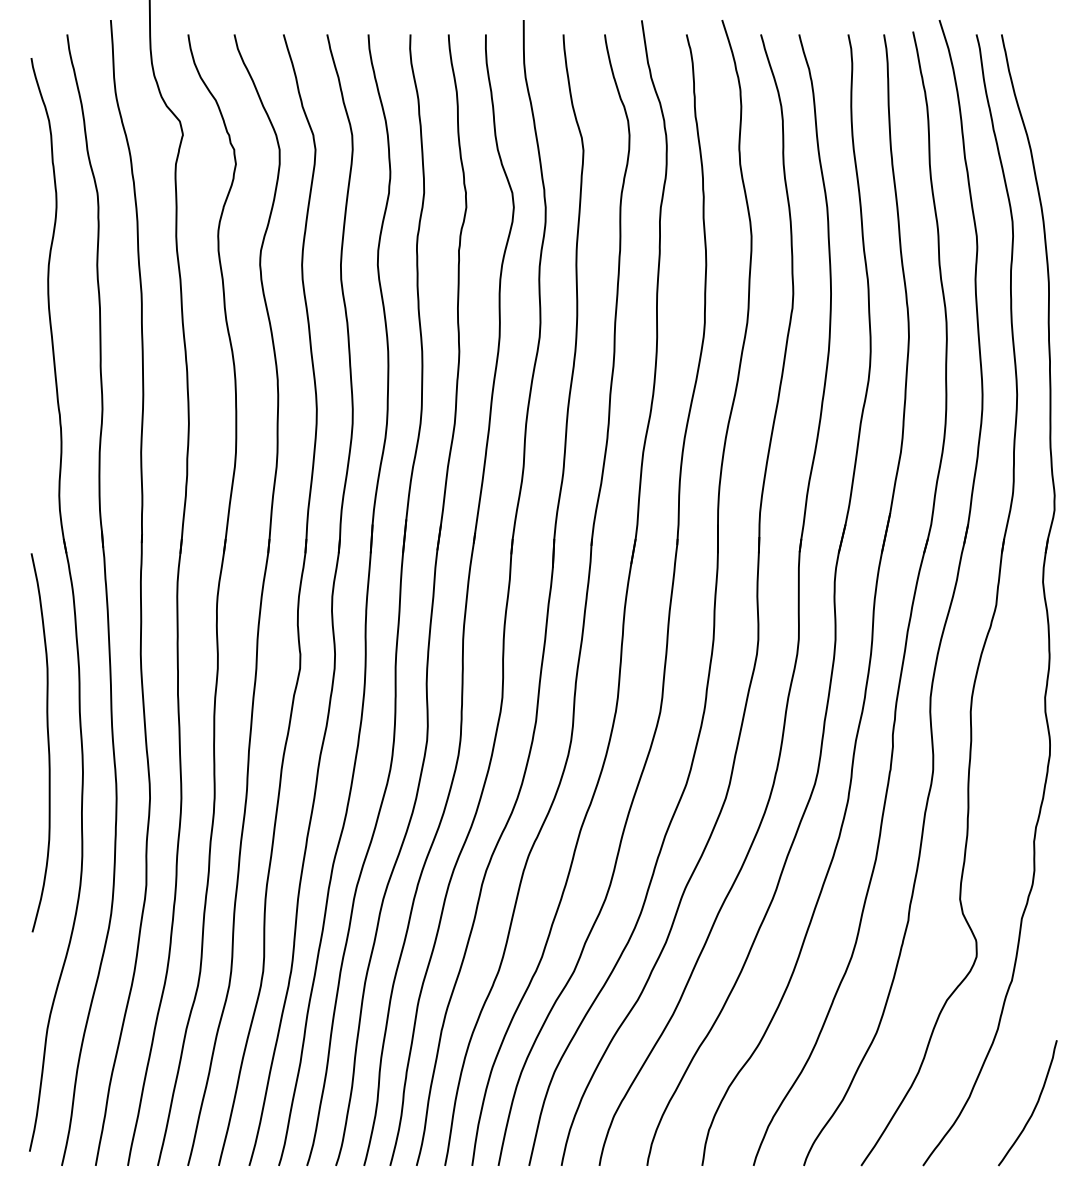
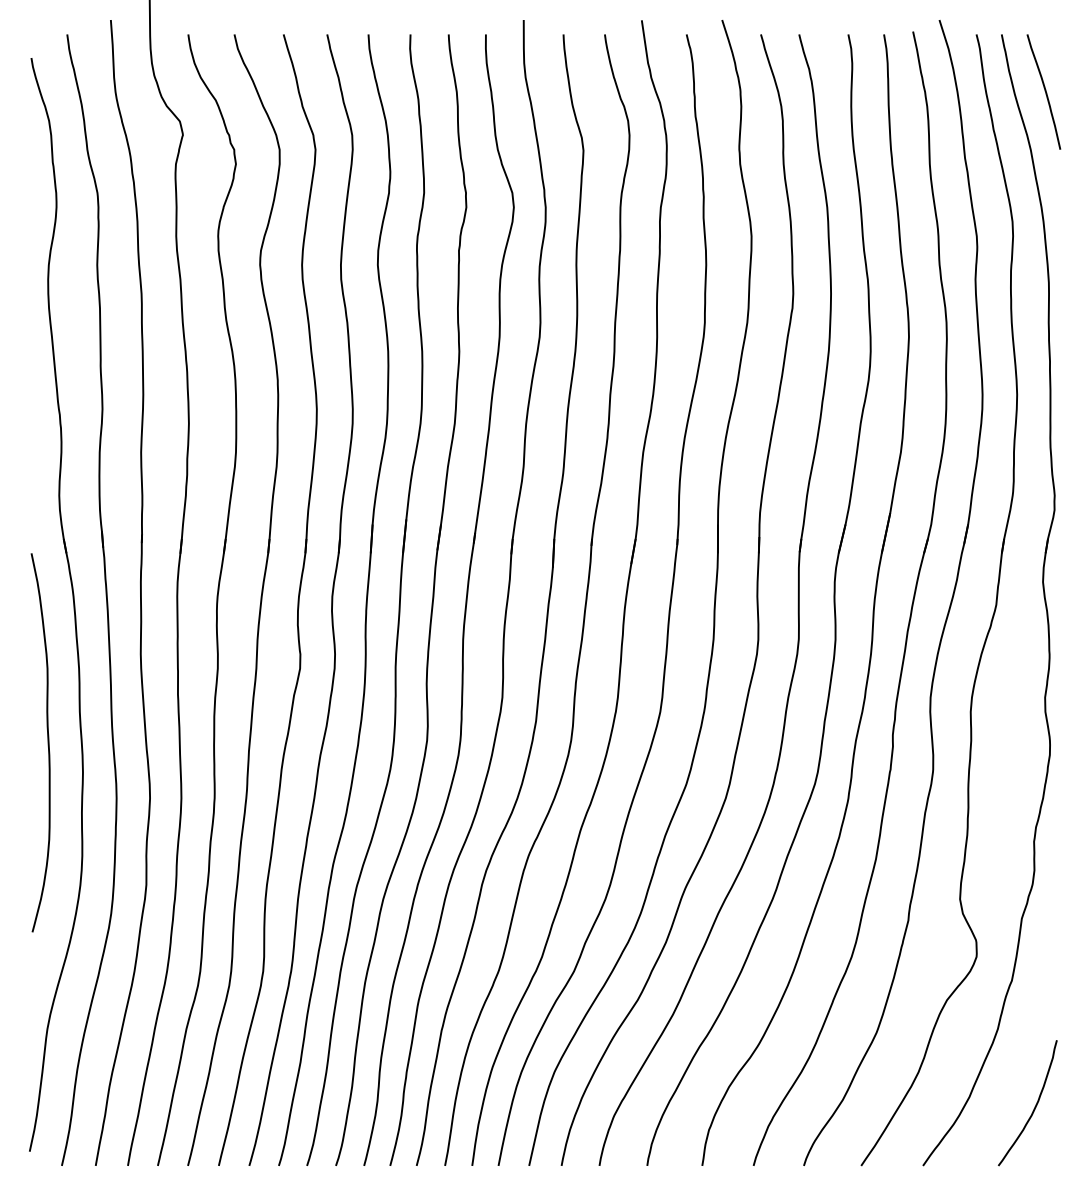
curve: none -> present (1044, 91)
